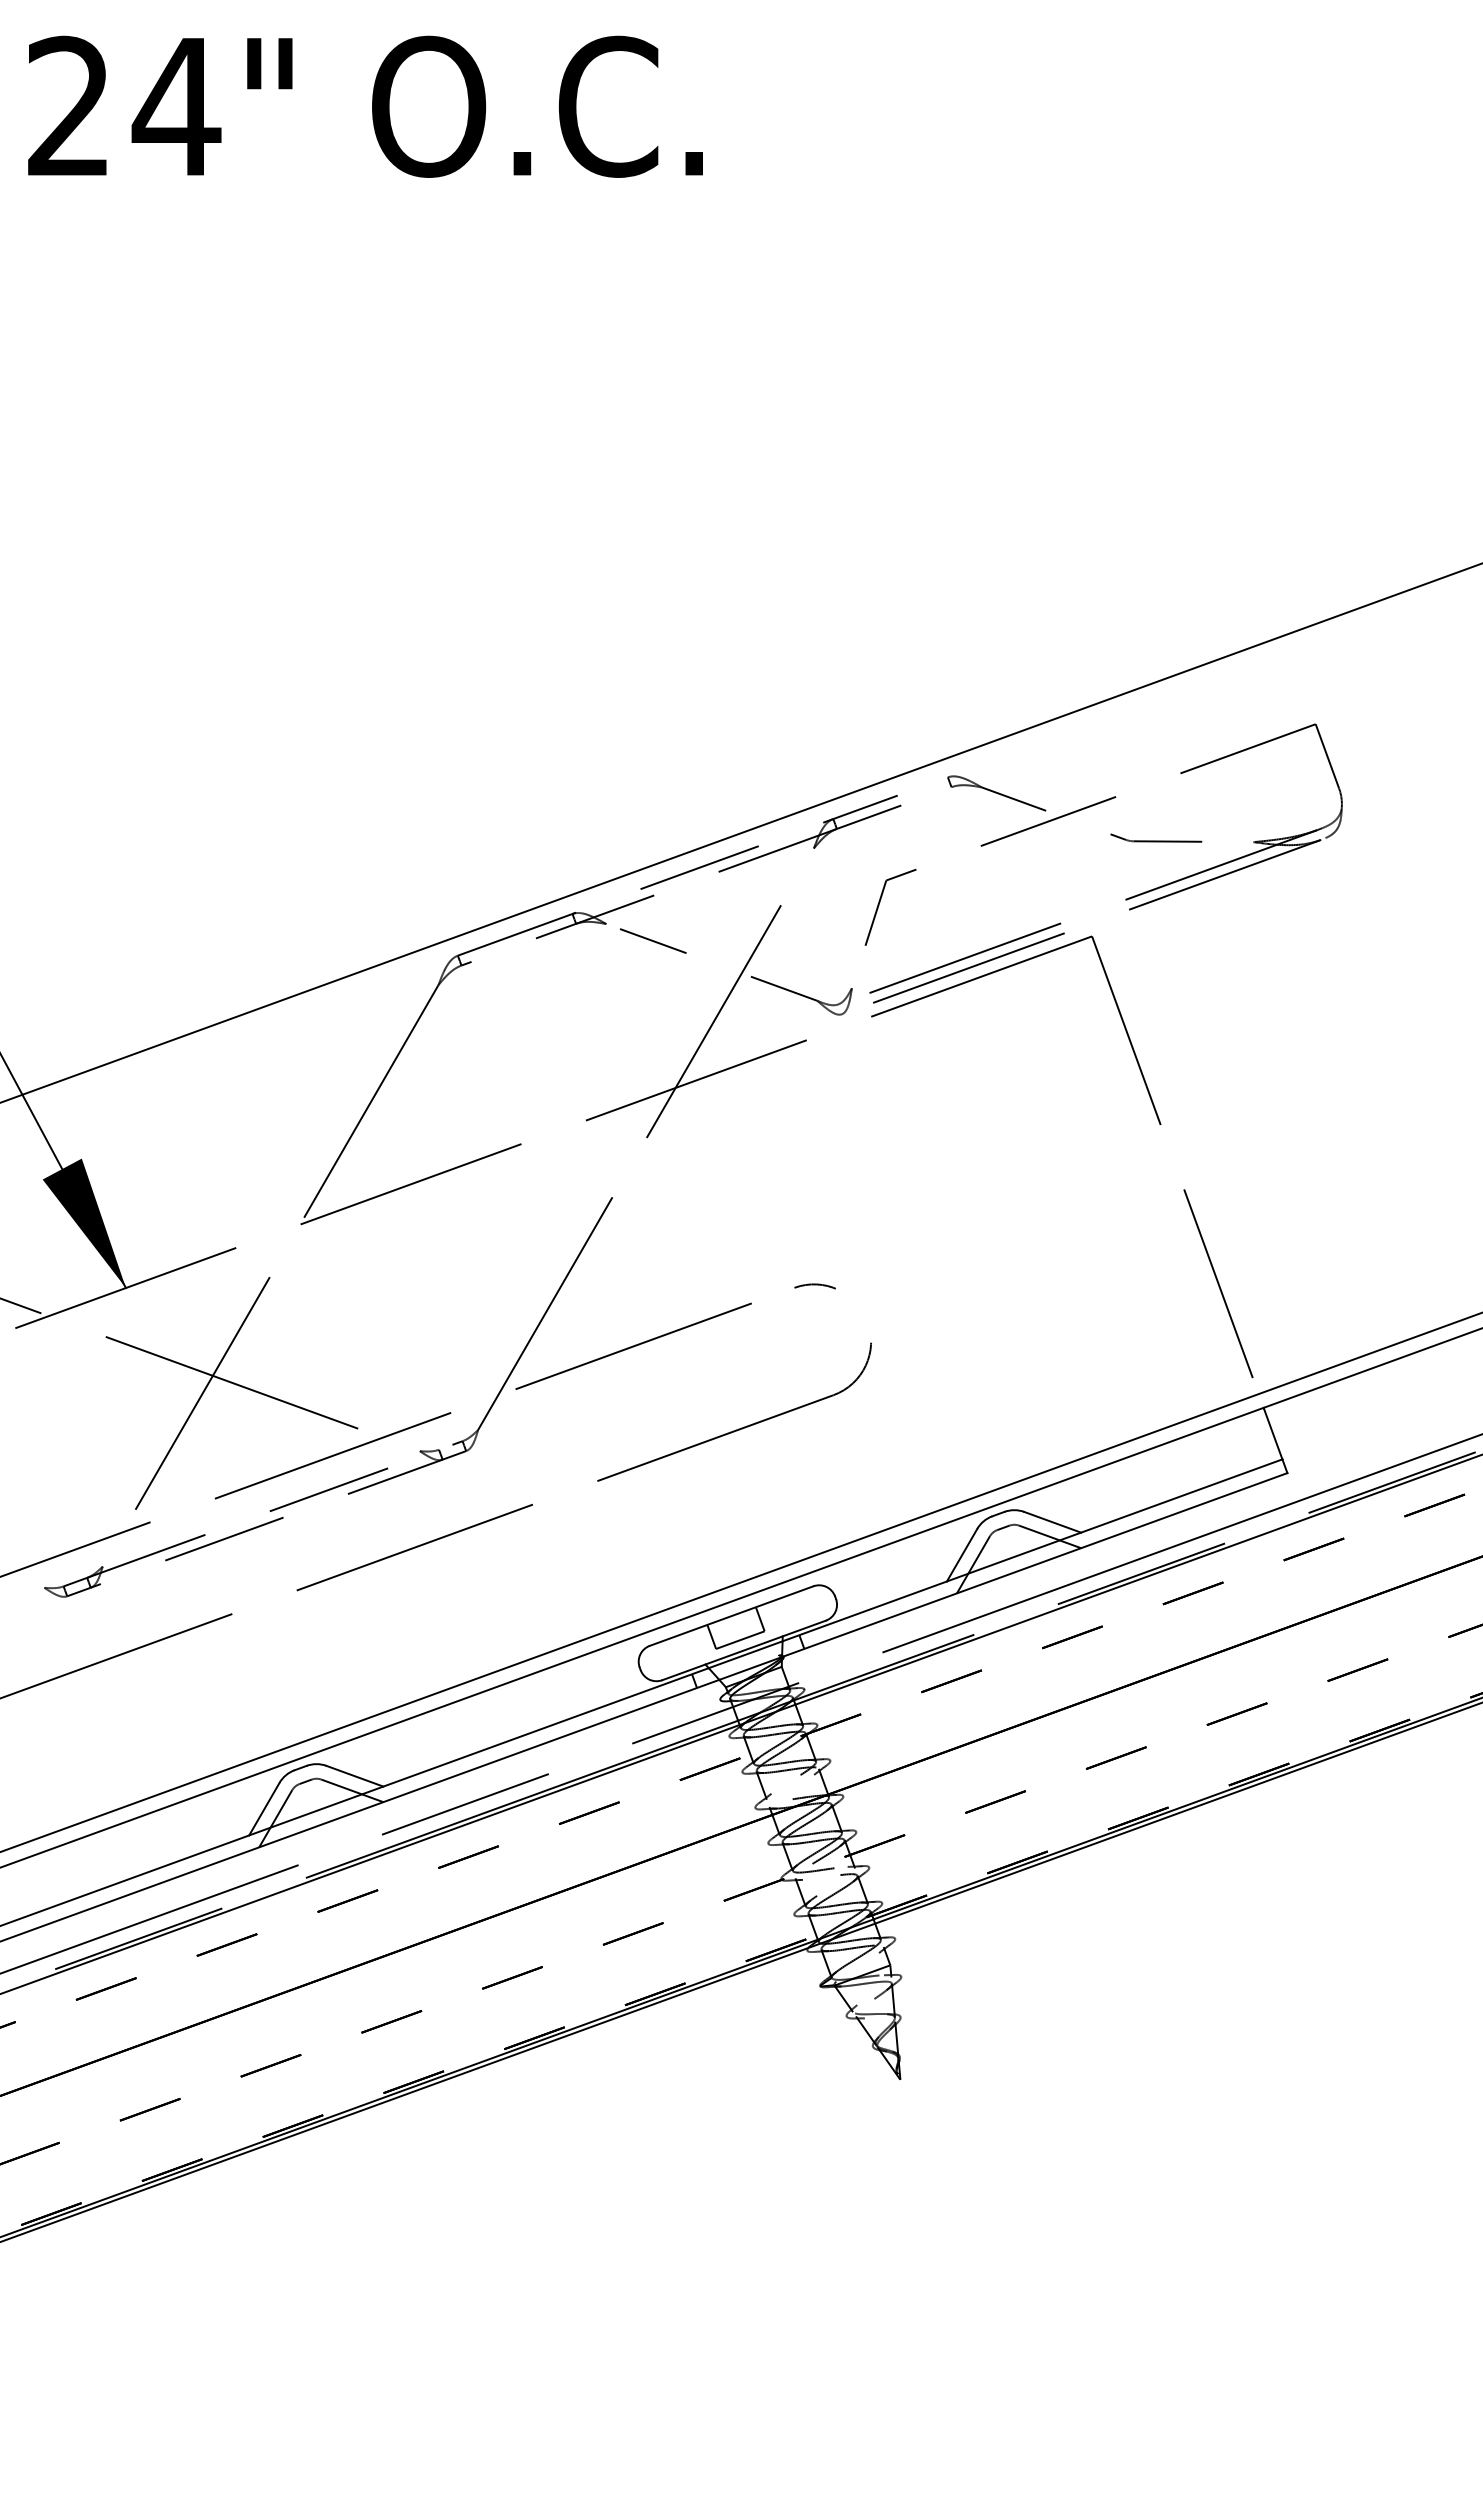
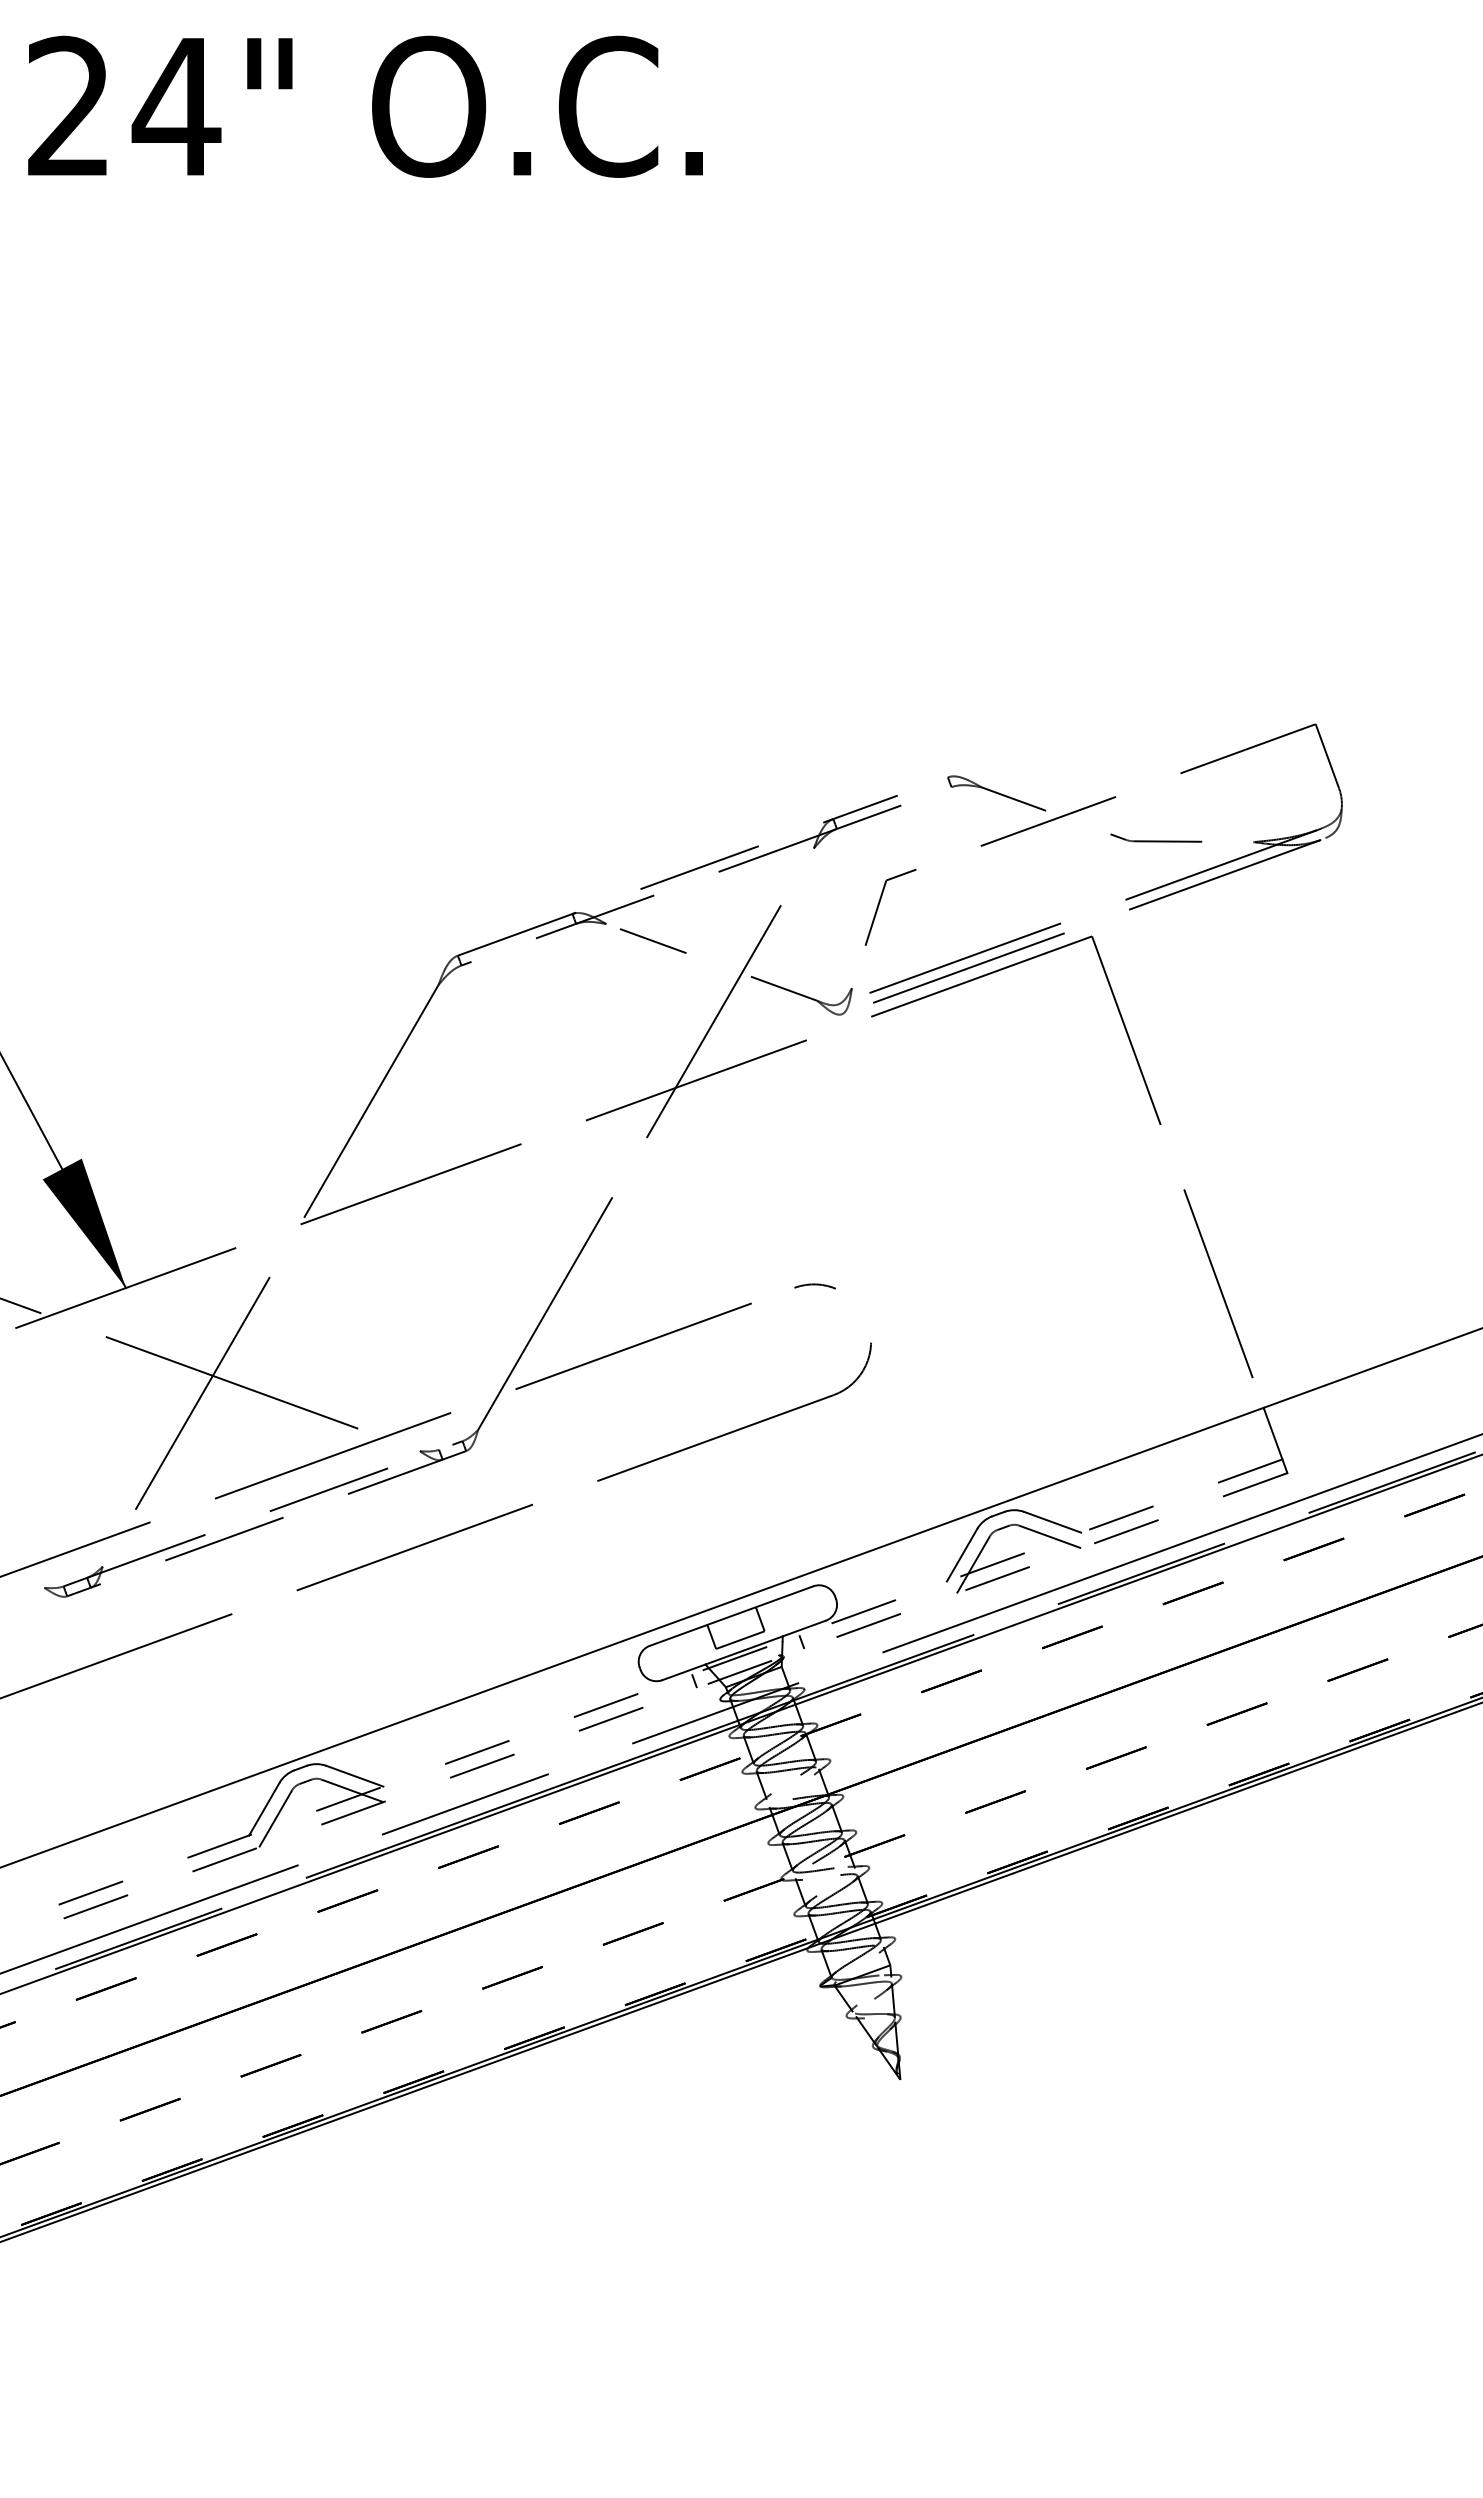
line: present -> none (740, 832)
line: present -> none (740, 1582)
line: solid -> dashed (640, 1692)
line: solid -> dashed (643, 1707)
